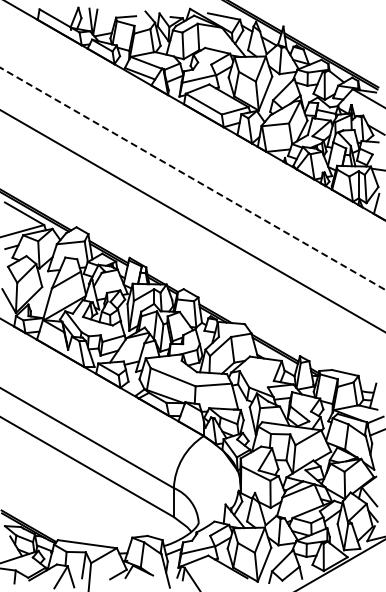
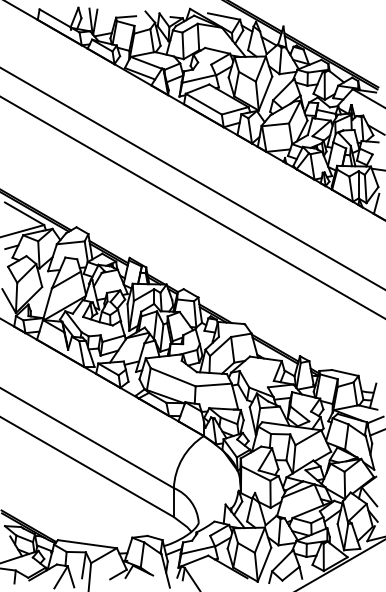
line: dashed -> solid (193, 179)
line position: (192, 220) -> (192, 207) (192, 207)
